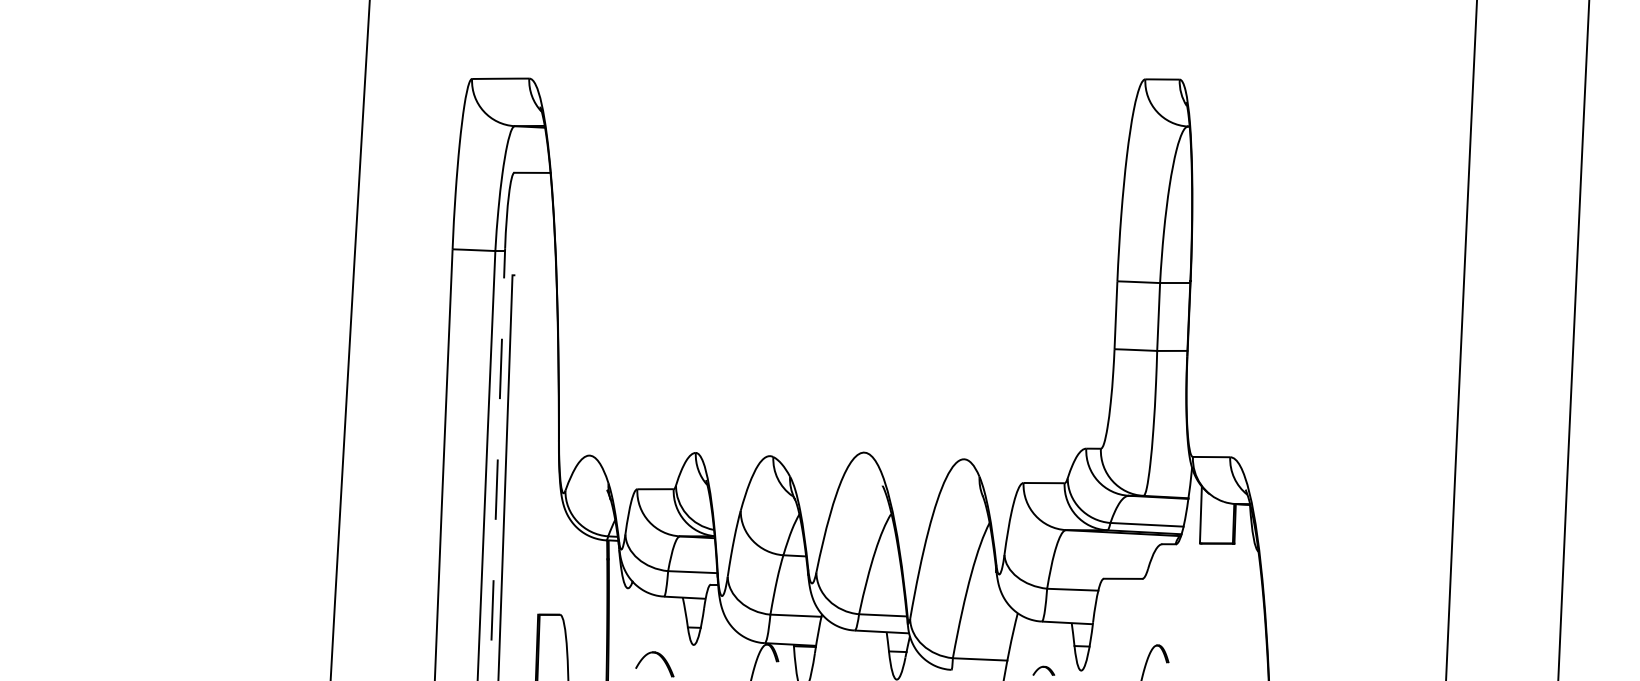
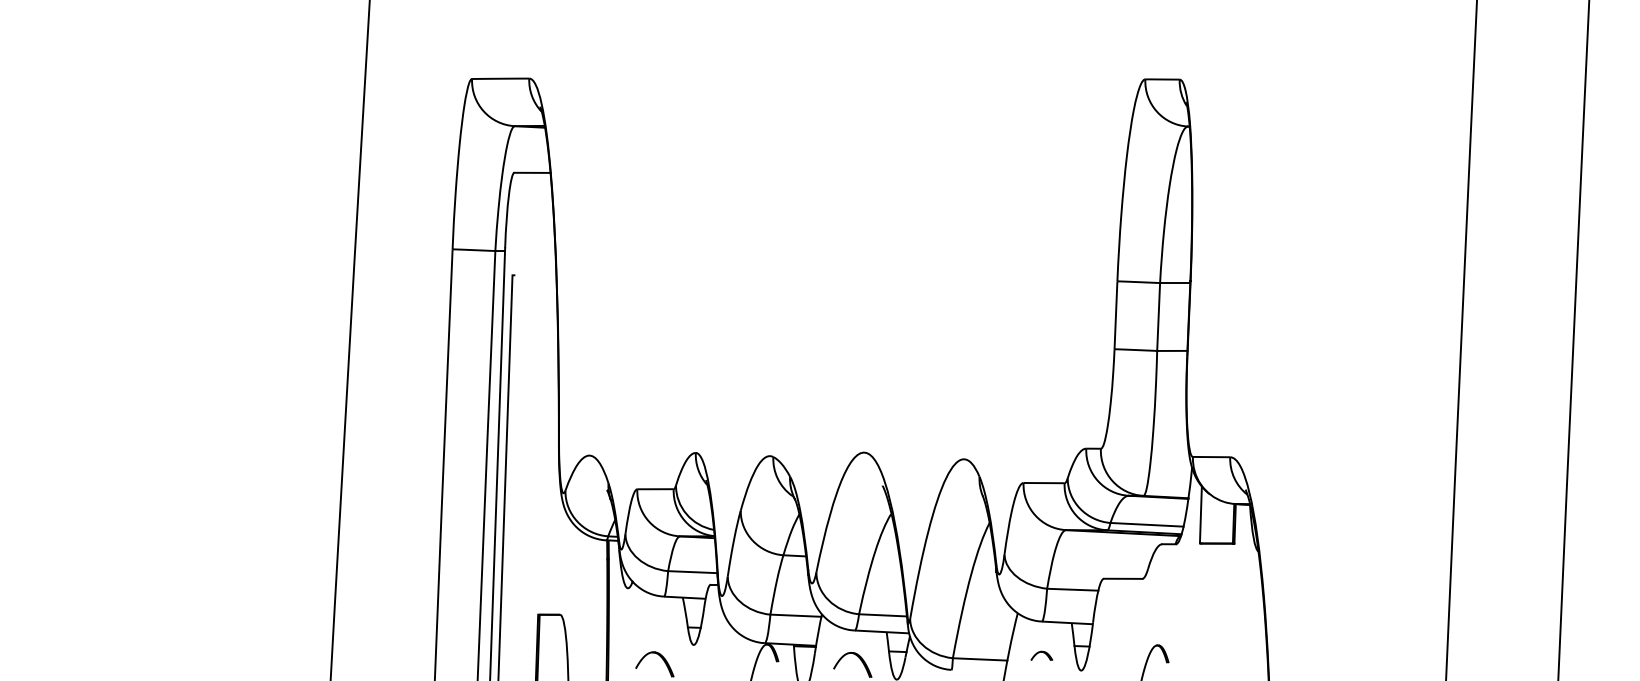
line: dashed -> solid (497, 464)
part: none -> present (859, 659)
part position: (1043, 670) -> (1041, 655) (1041, 655)
